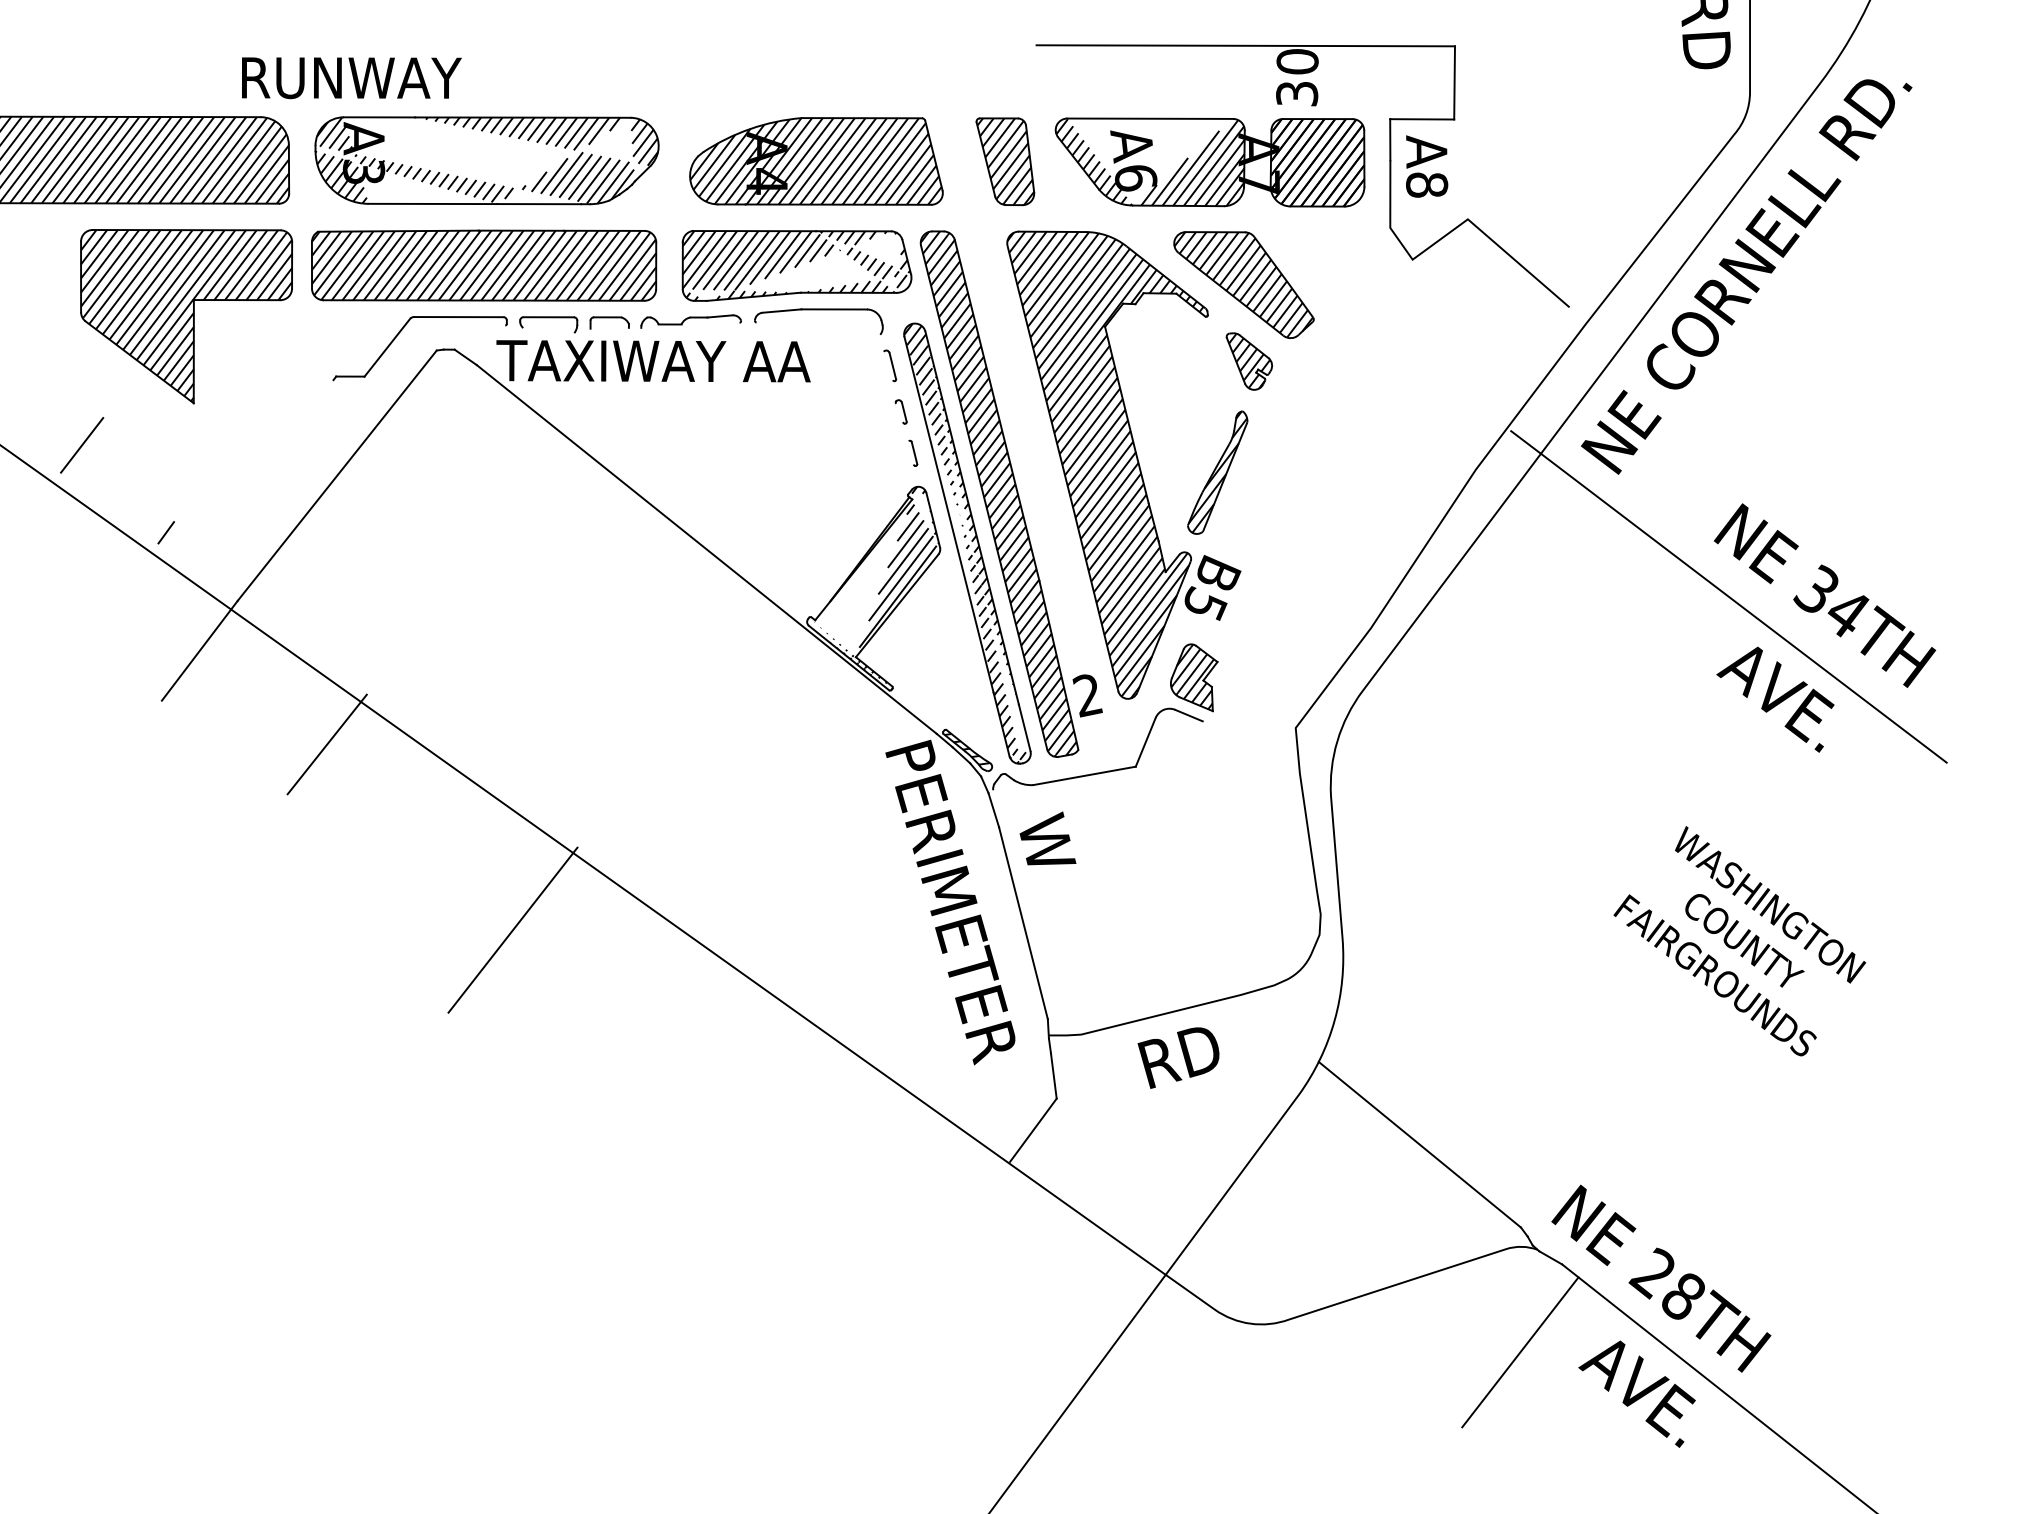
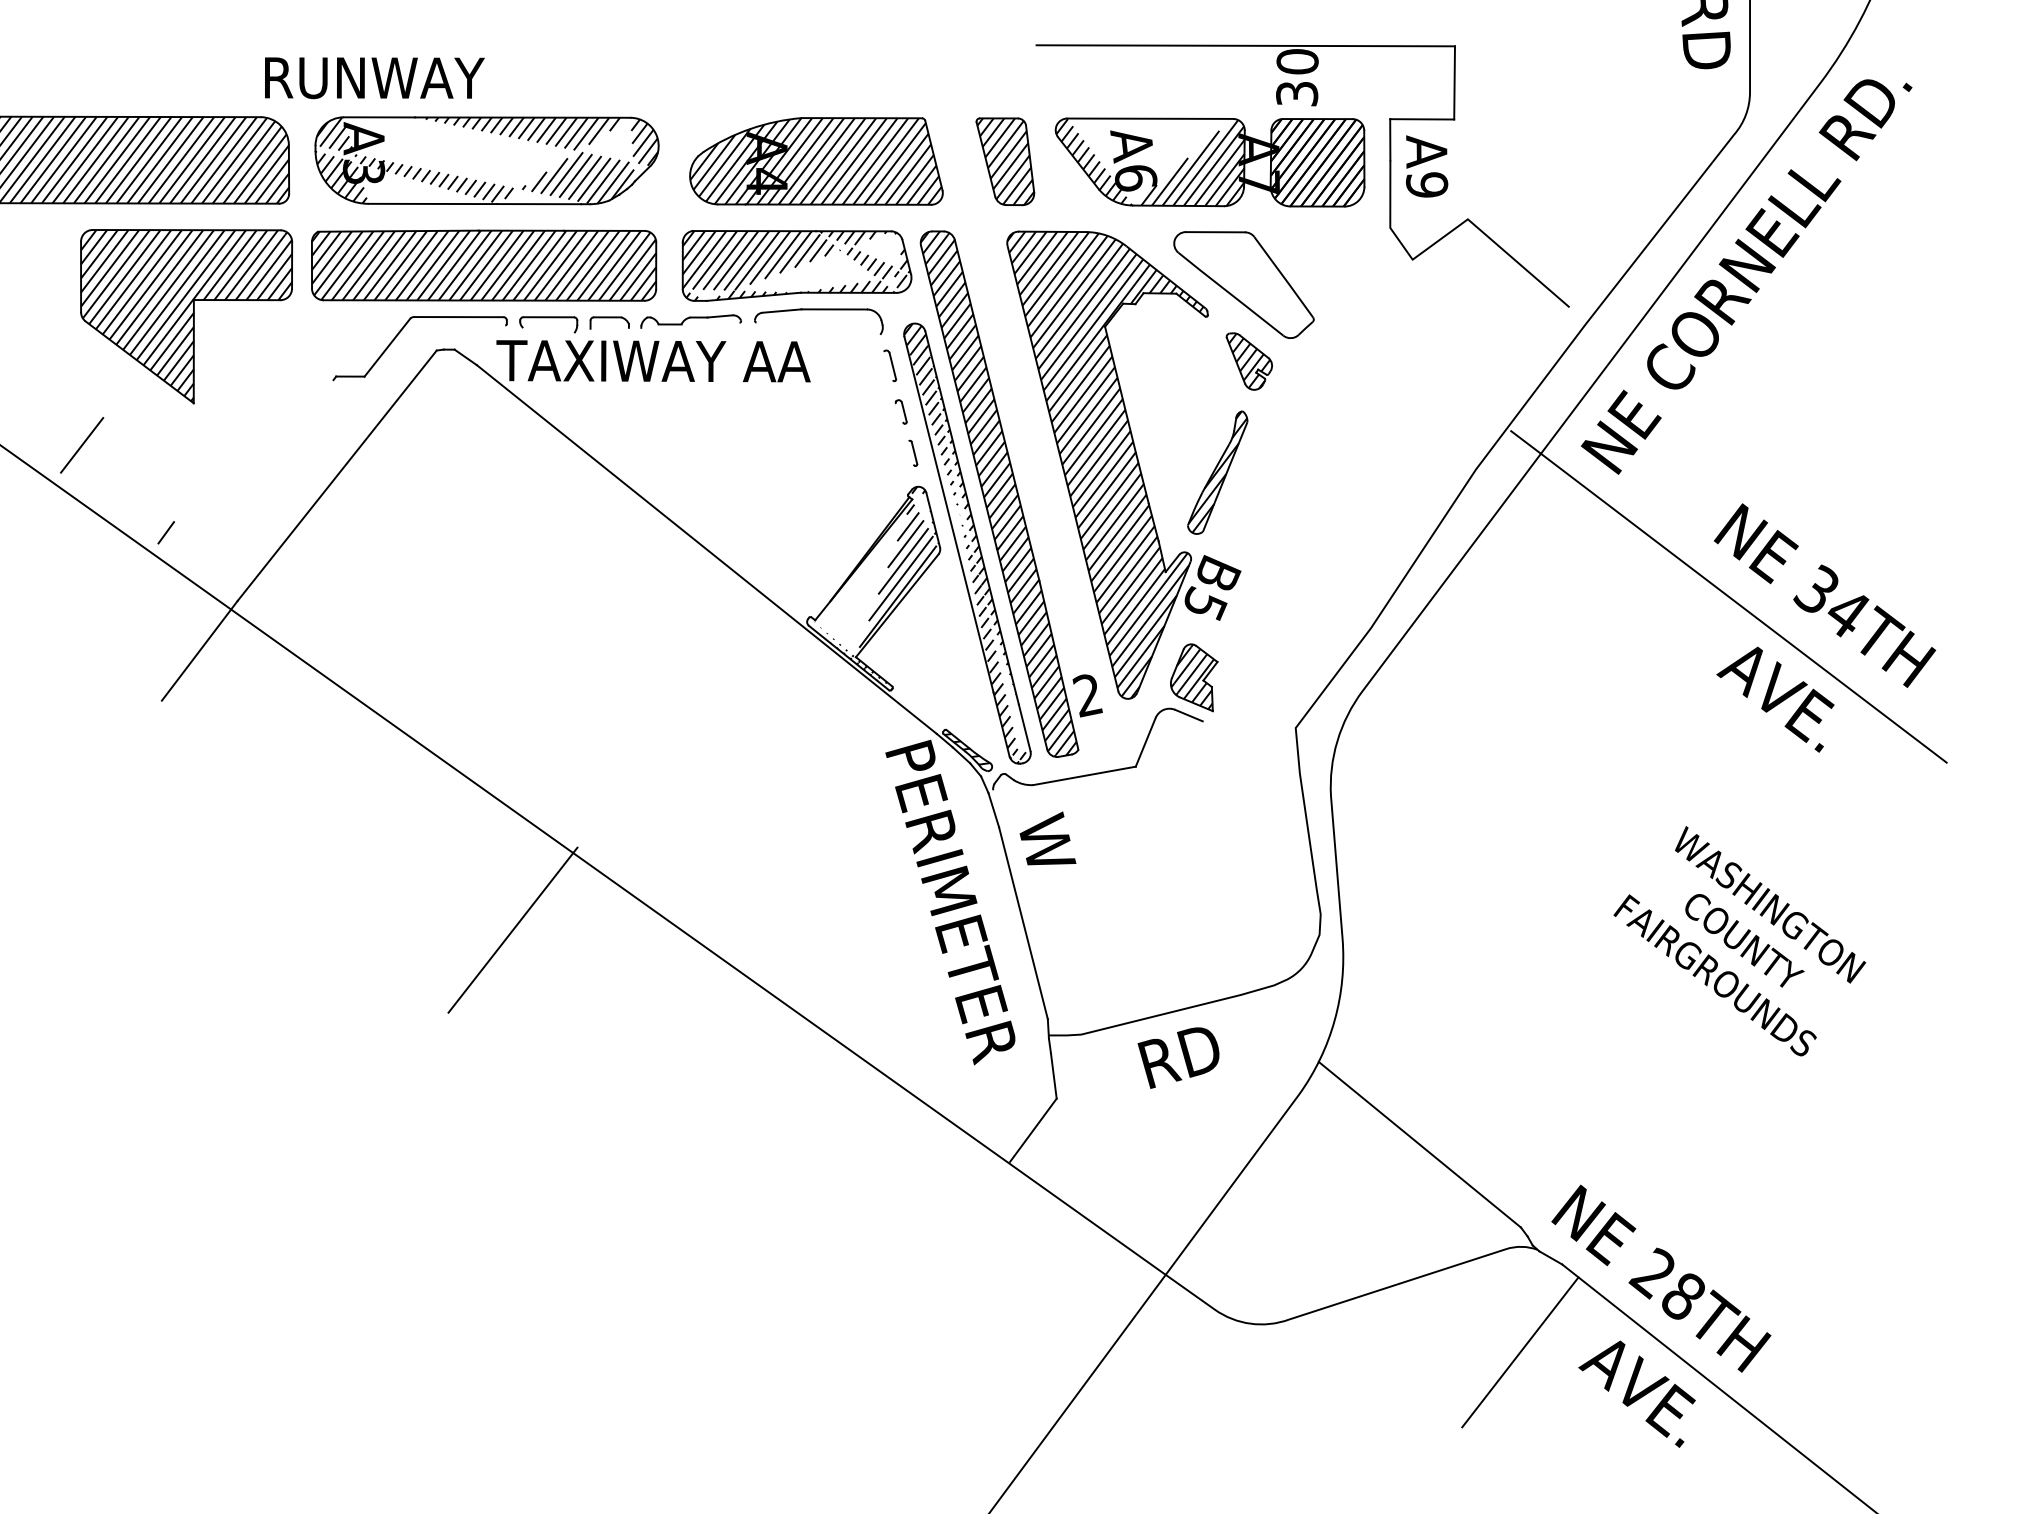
text position: (351, 78) -> (374, 78) (374, 78)
text: A8 -> A9 (1426, 184)
hatch: present -> none (1243, 284)
line: present -> none (326, 744)
